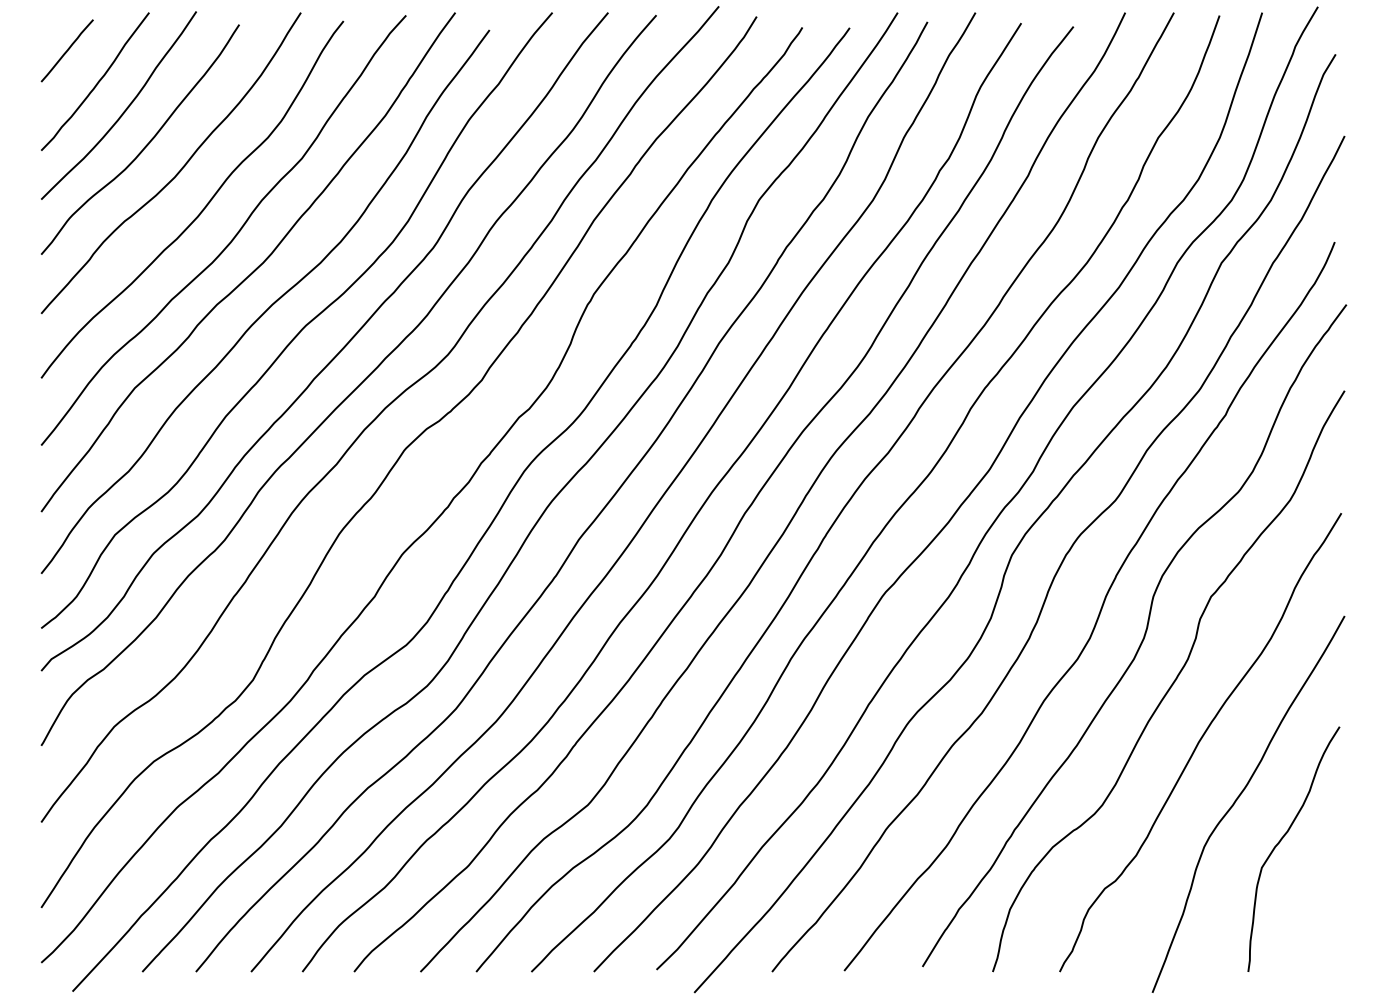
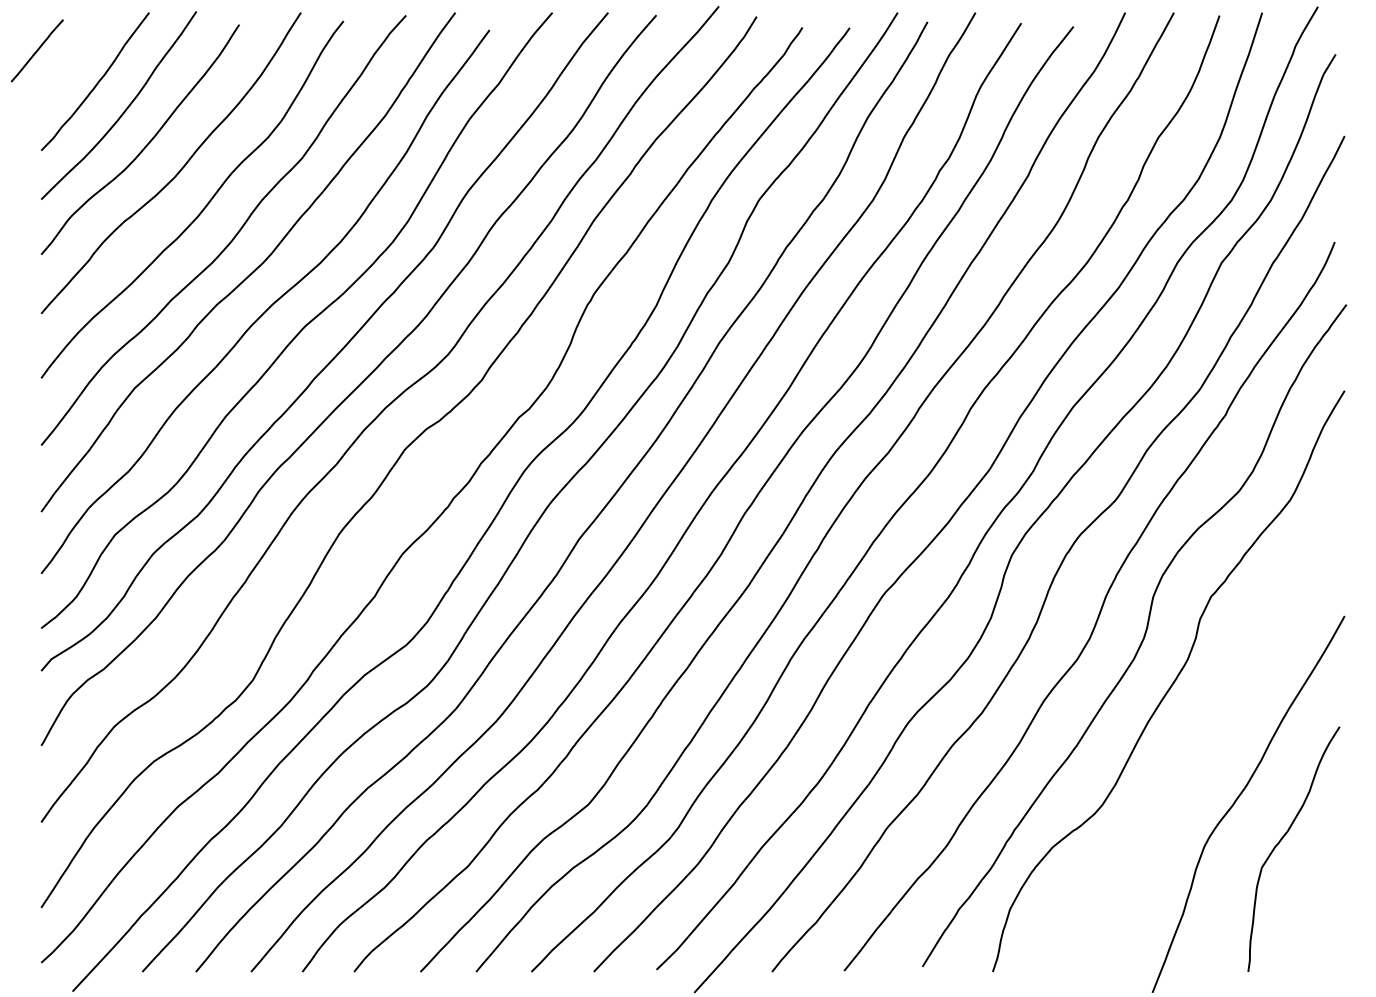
line position: (66, 50) -> (36, 50) (36, 50)
curve: present -> none (1200, 741)
